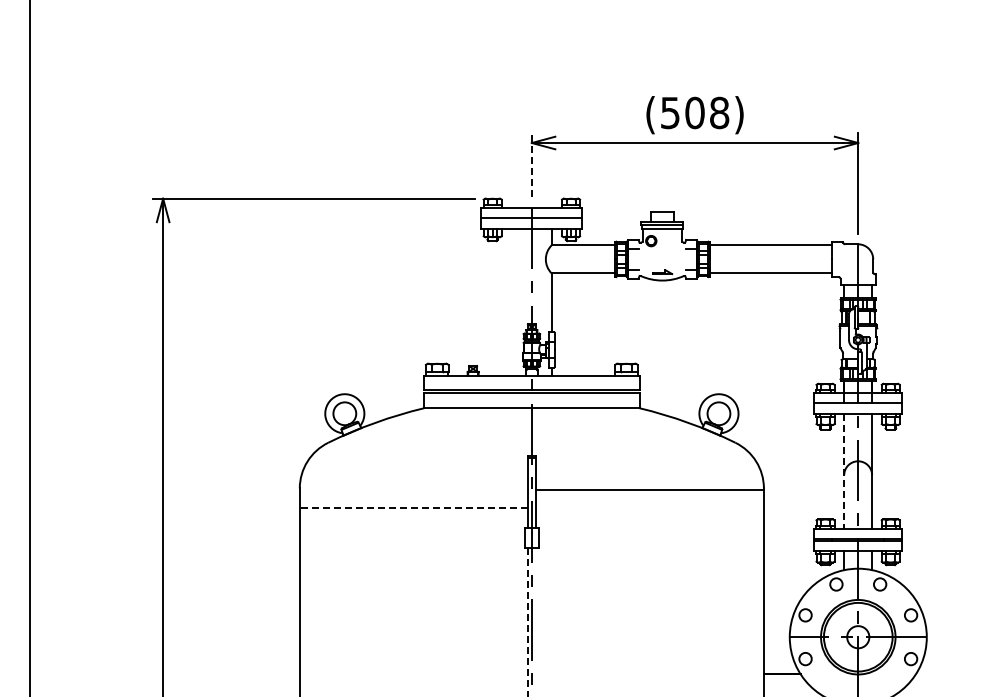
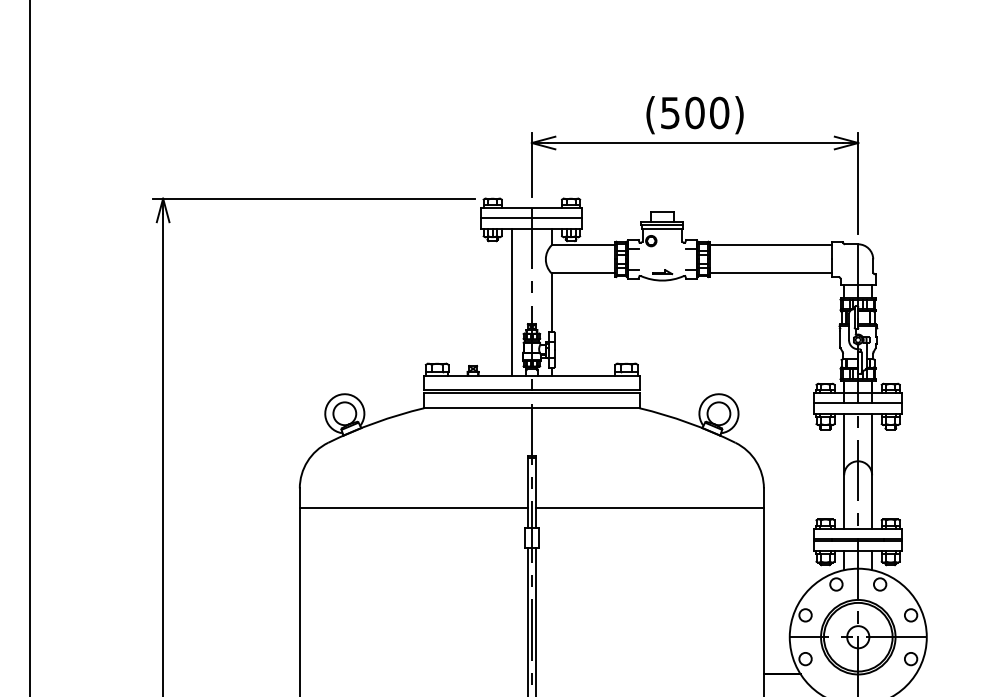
text: (508) -> (500) (719, 112)
line: dashed -> solid (531, 164)
line: none -> present (512, 301)
line: dashed -> solid (844, 471)
line position: (649, 490) -> (649, 508) (649, 508)
line: dashed -> solid (413, 508)
line: none -> present (535, 620)
line: dashed -> solid (527, 622)
